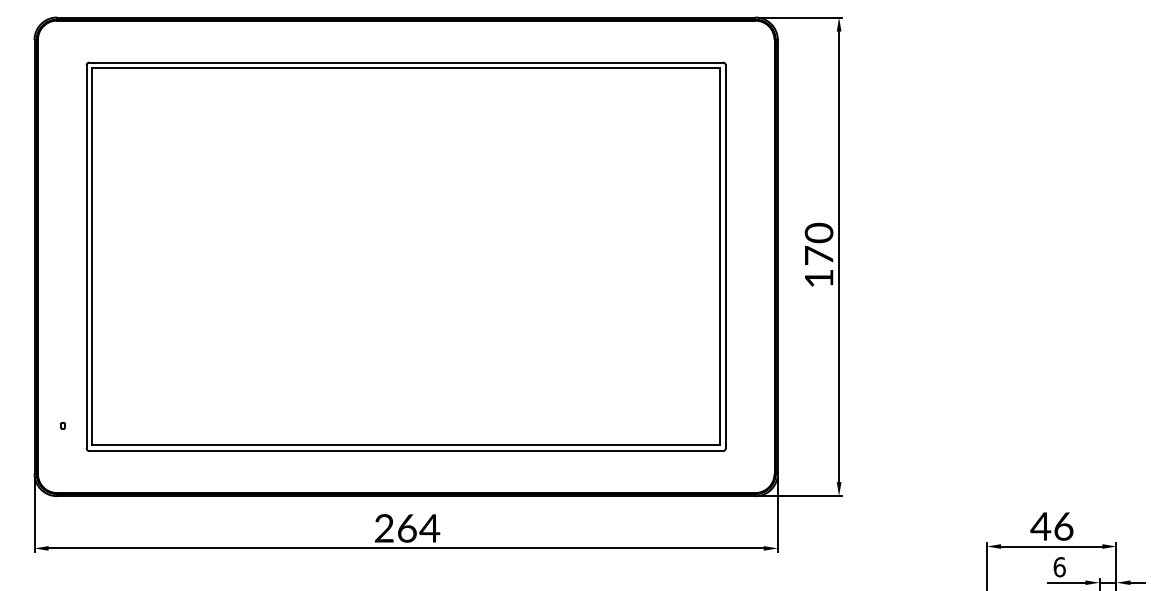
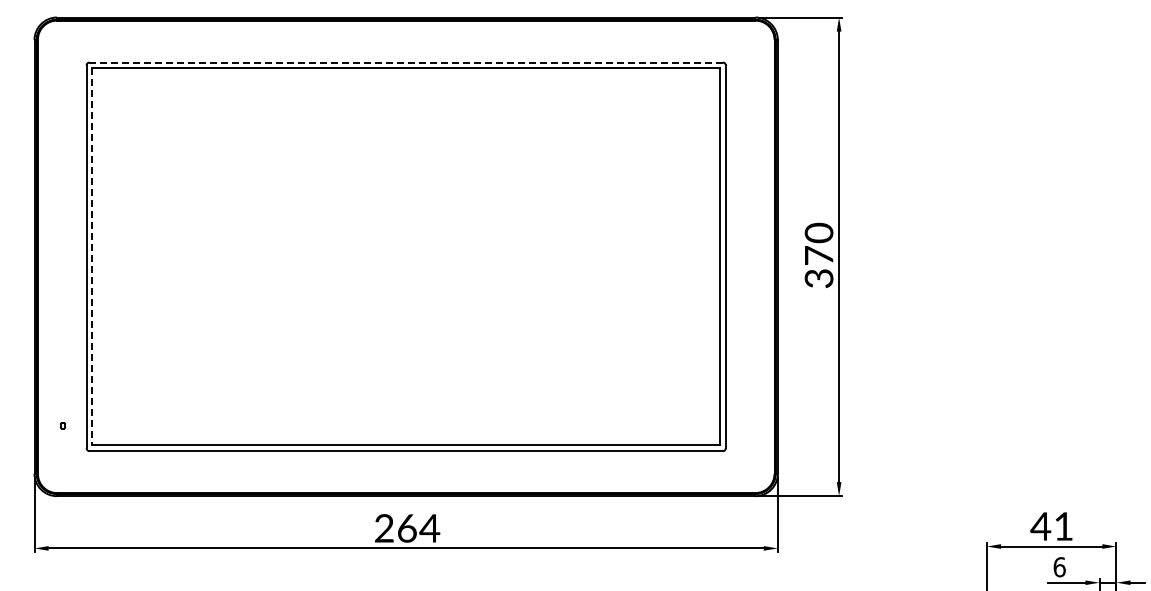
line: solid -> dashed (406, 62)
line: solid -> dashed (92, 256)
text: 170 -> 370 (818, 278)
text: 46 -> 41 (1063, 526)
